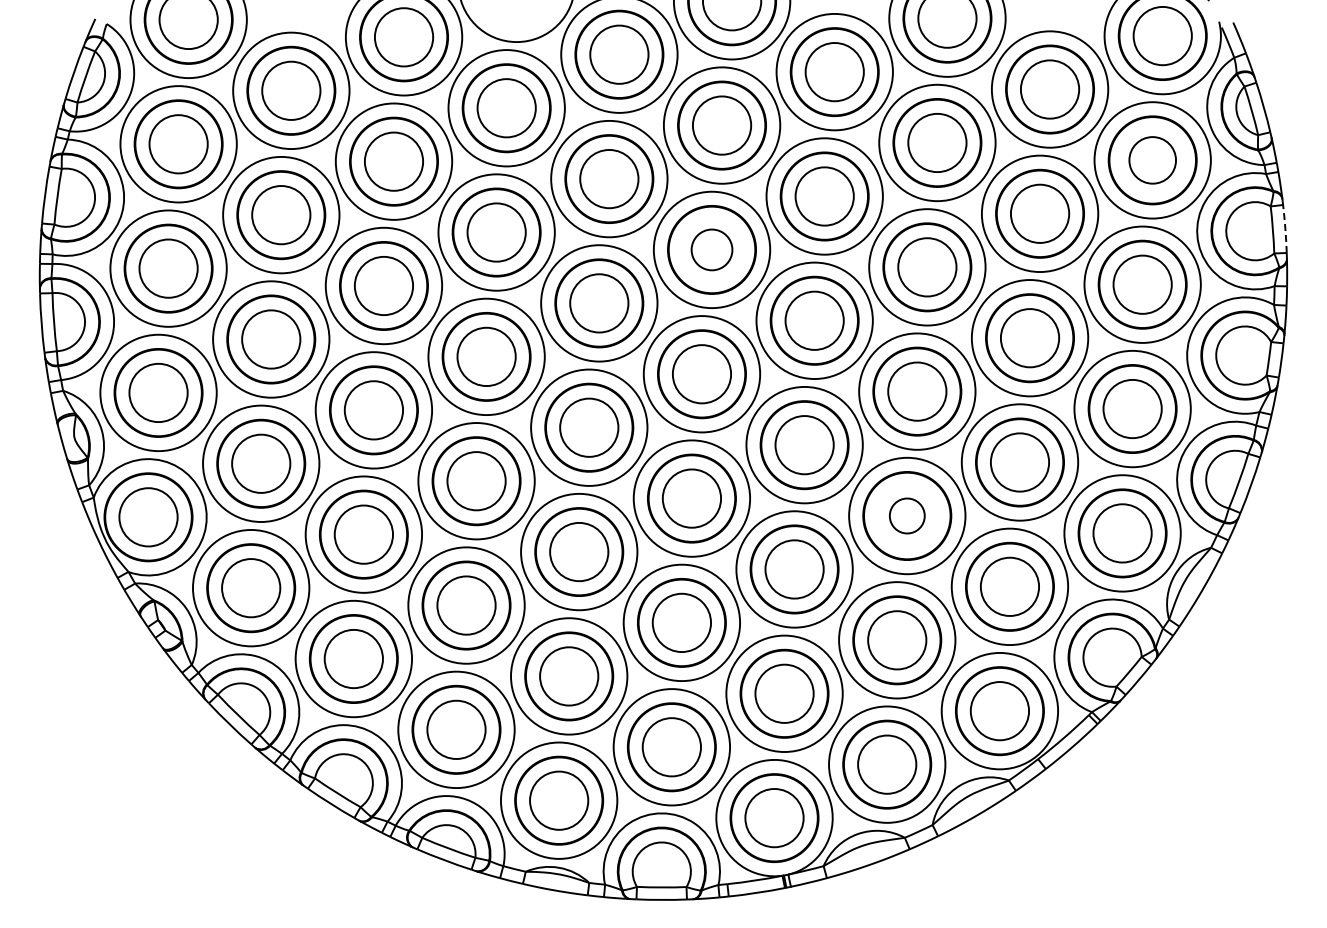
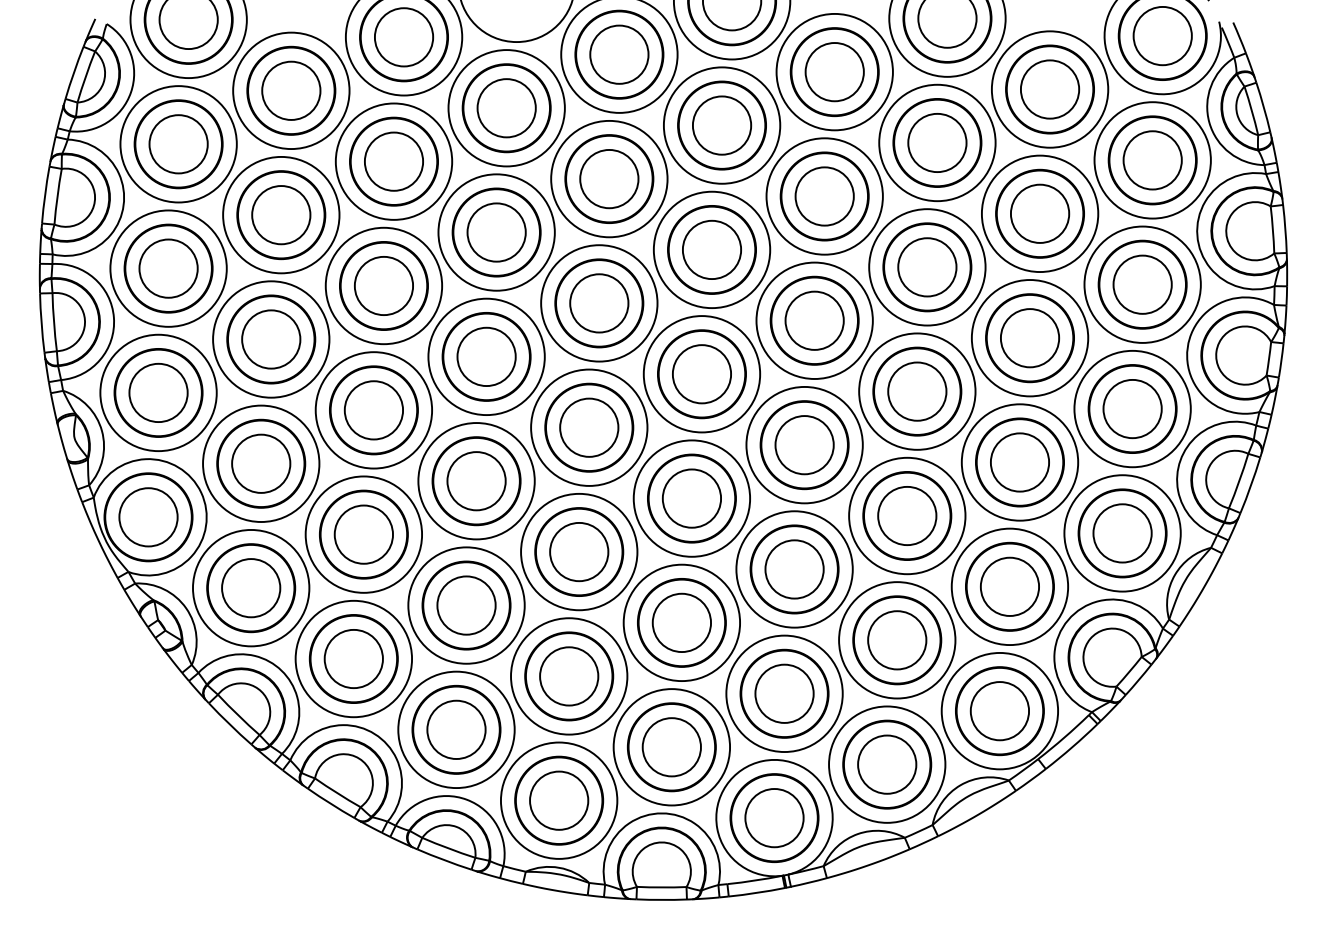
circle diameter: 47 px -> 58 px (1152, 160)
arc: dashed -> solid (1285, 228)
circle diameter: 41 px -> 58 px (711, 249)
circle diameter: 35 px -> 58 px (907, 515)
